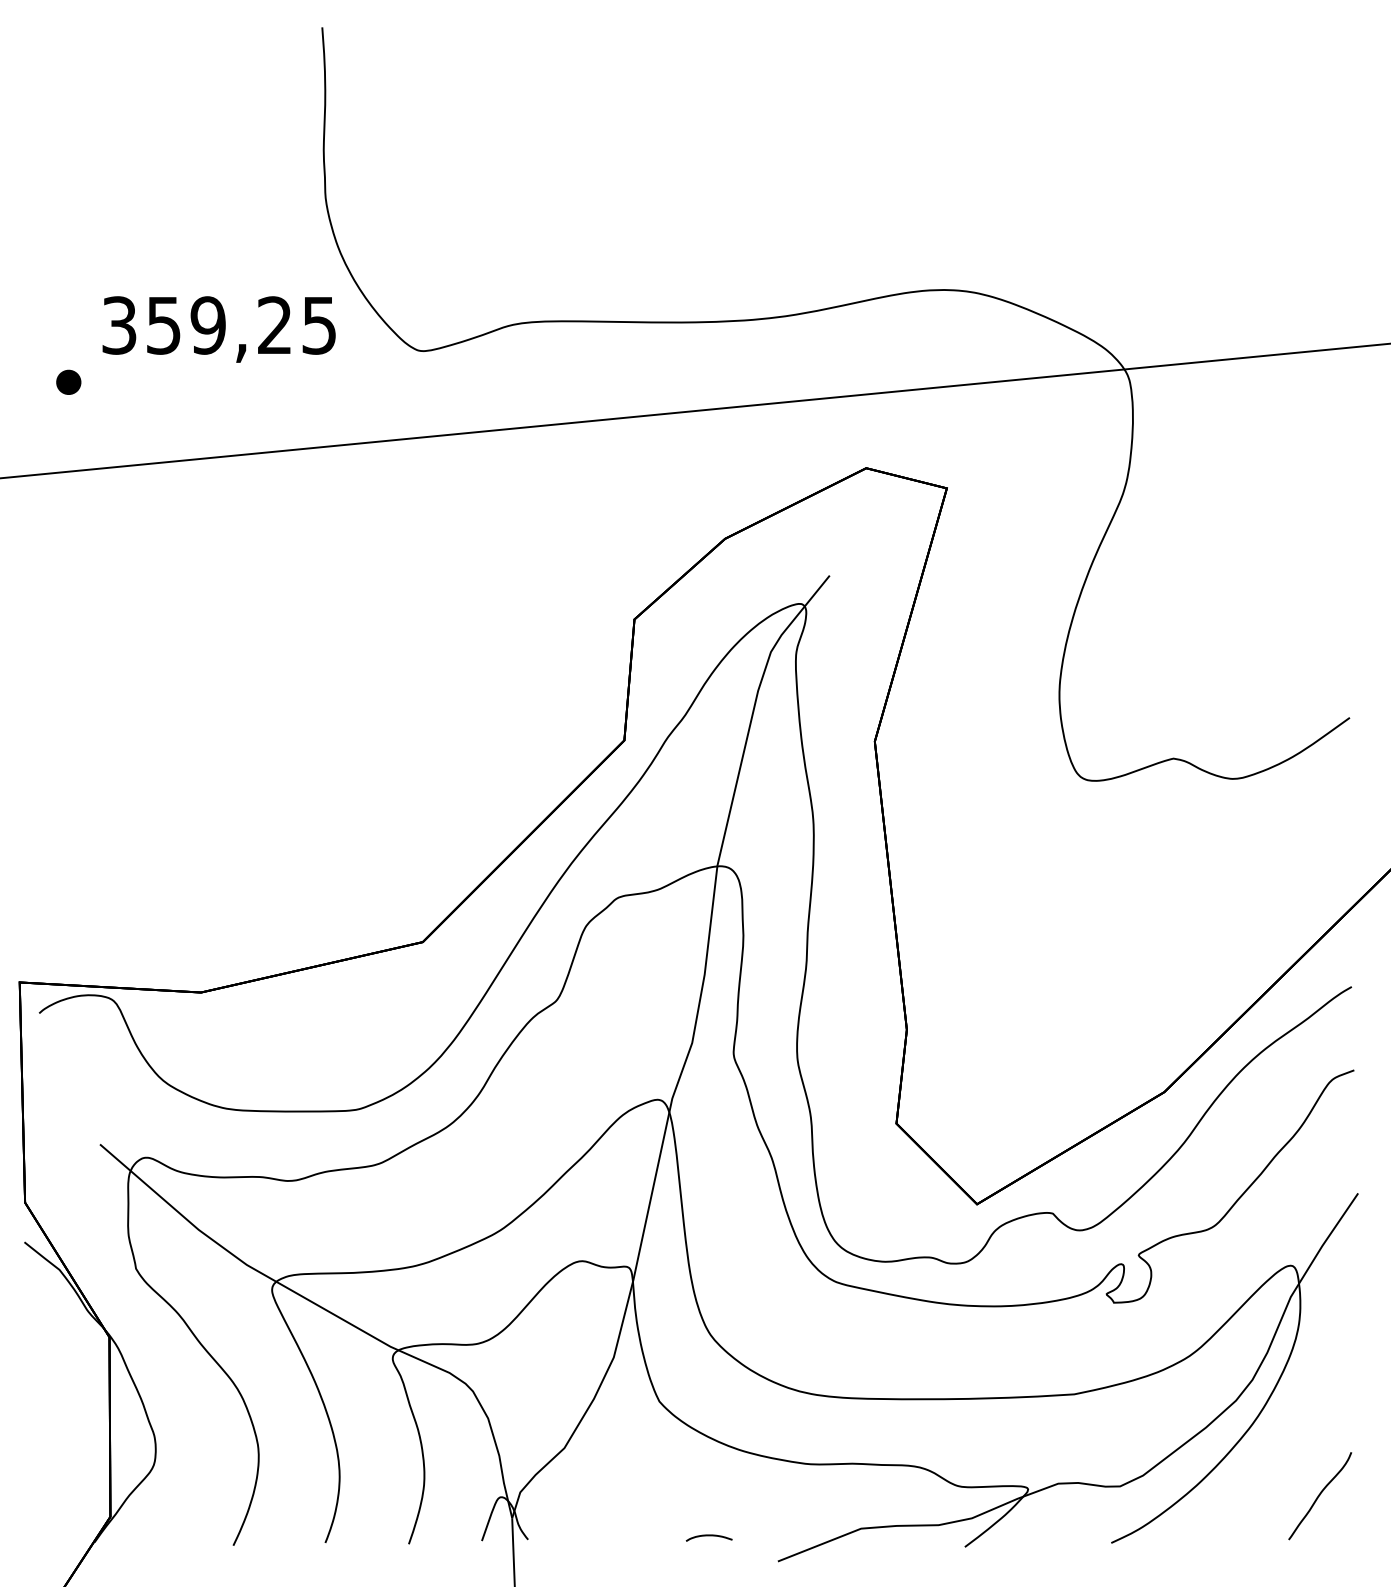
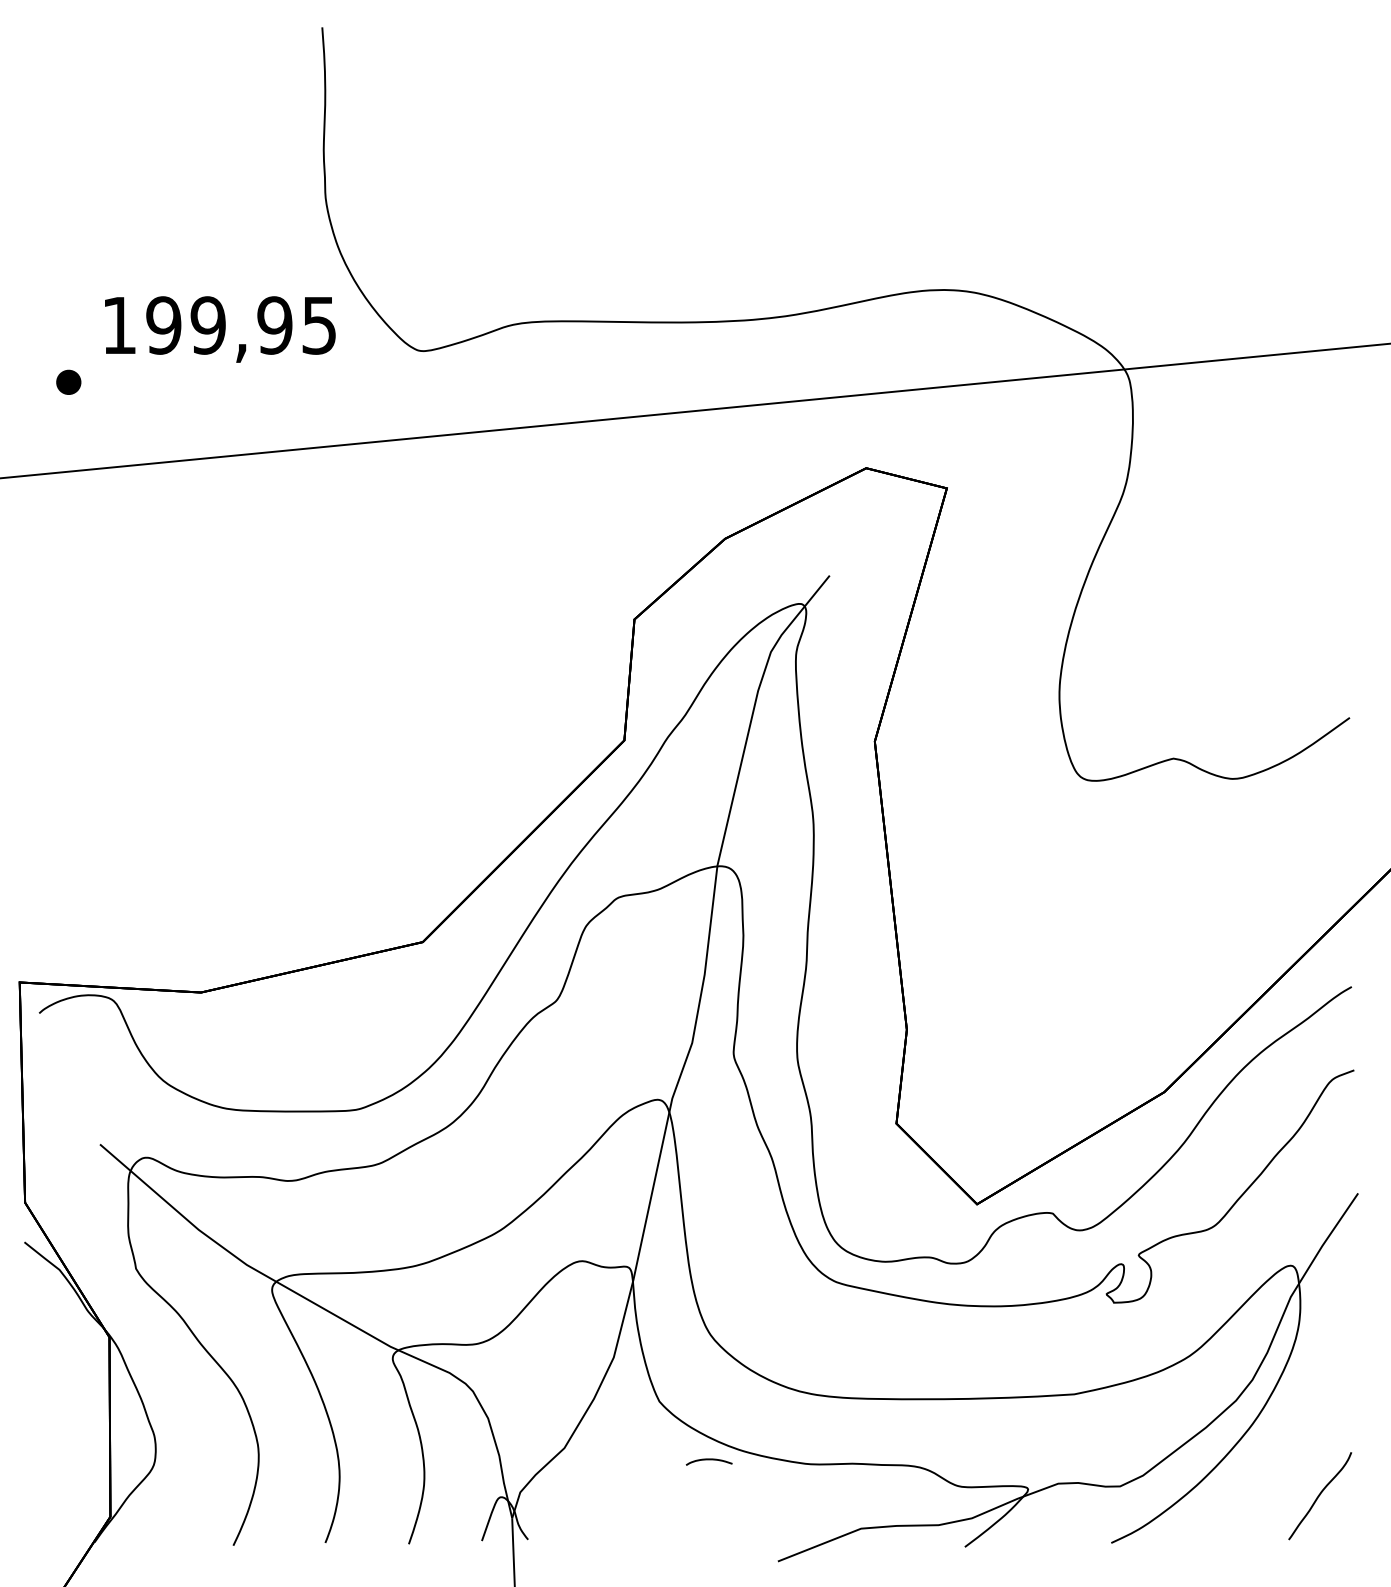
text: 359,25 -> 199,95 (197, 325)
curve position: (708, 1536) -> (708, 1460) (708, 1460)
